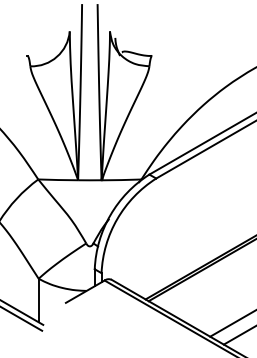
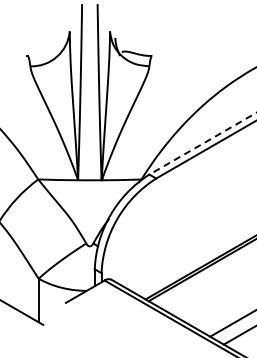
line: solid -> dashed (202, 143)
line: present -> none (22, 318)
